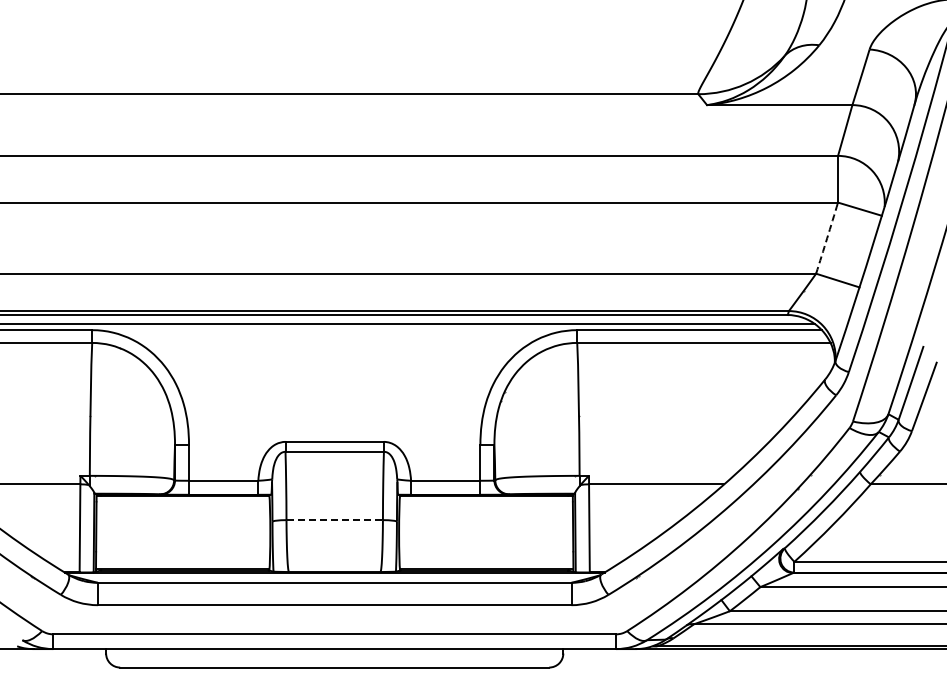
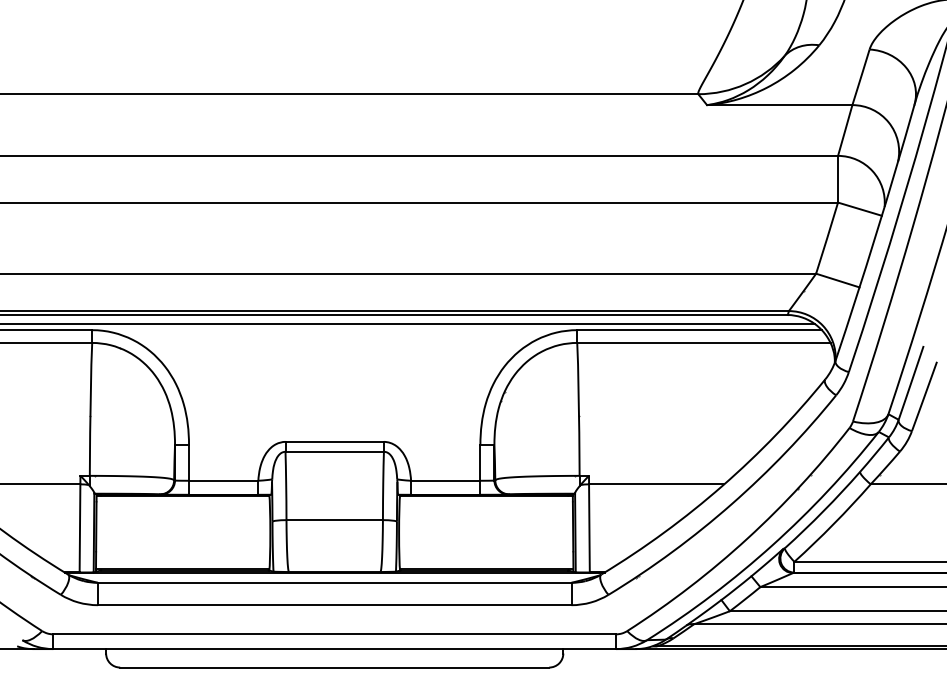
arc: dashed -> solid (827, 238)
line: dashed -> solid (335, 520)
